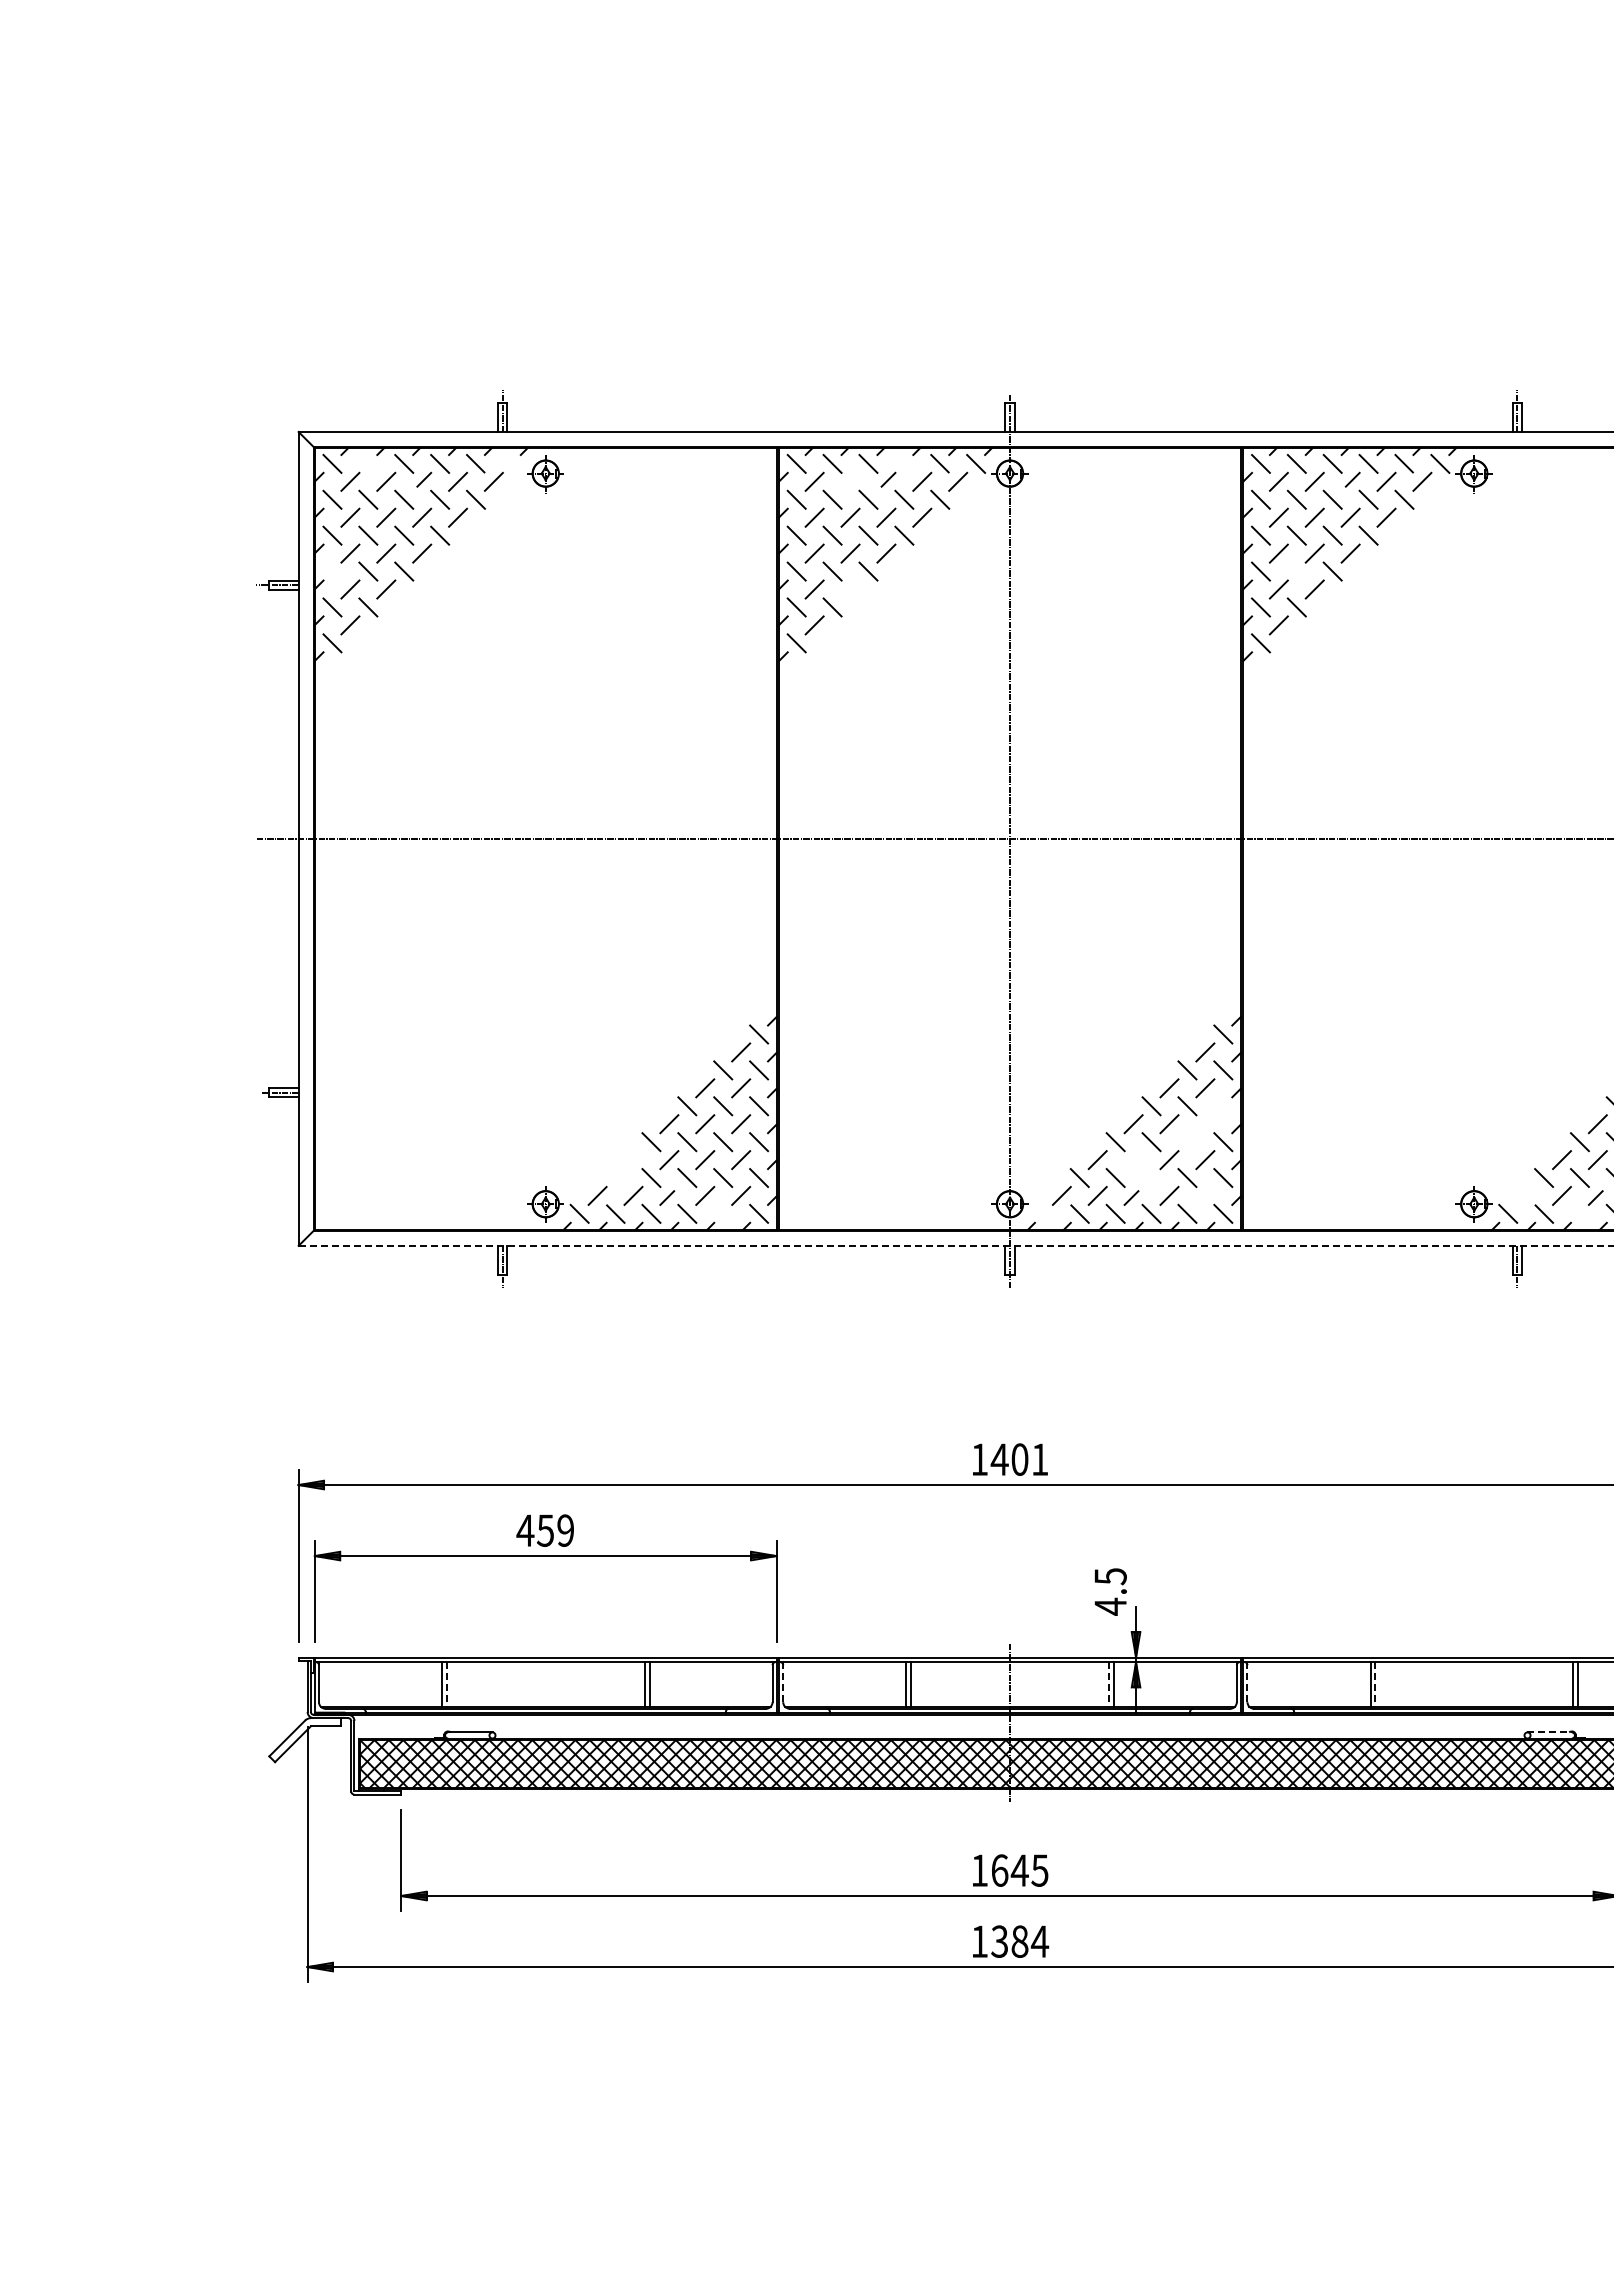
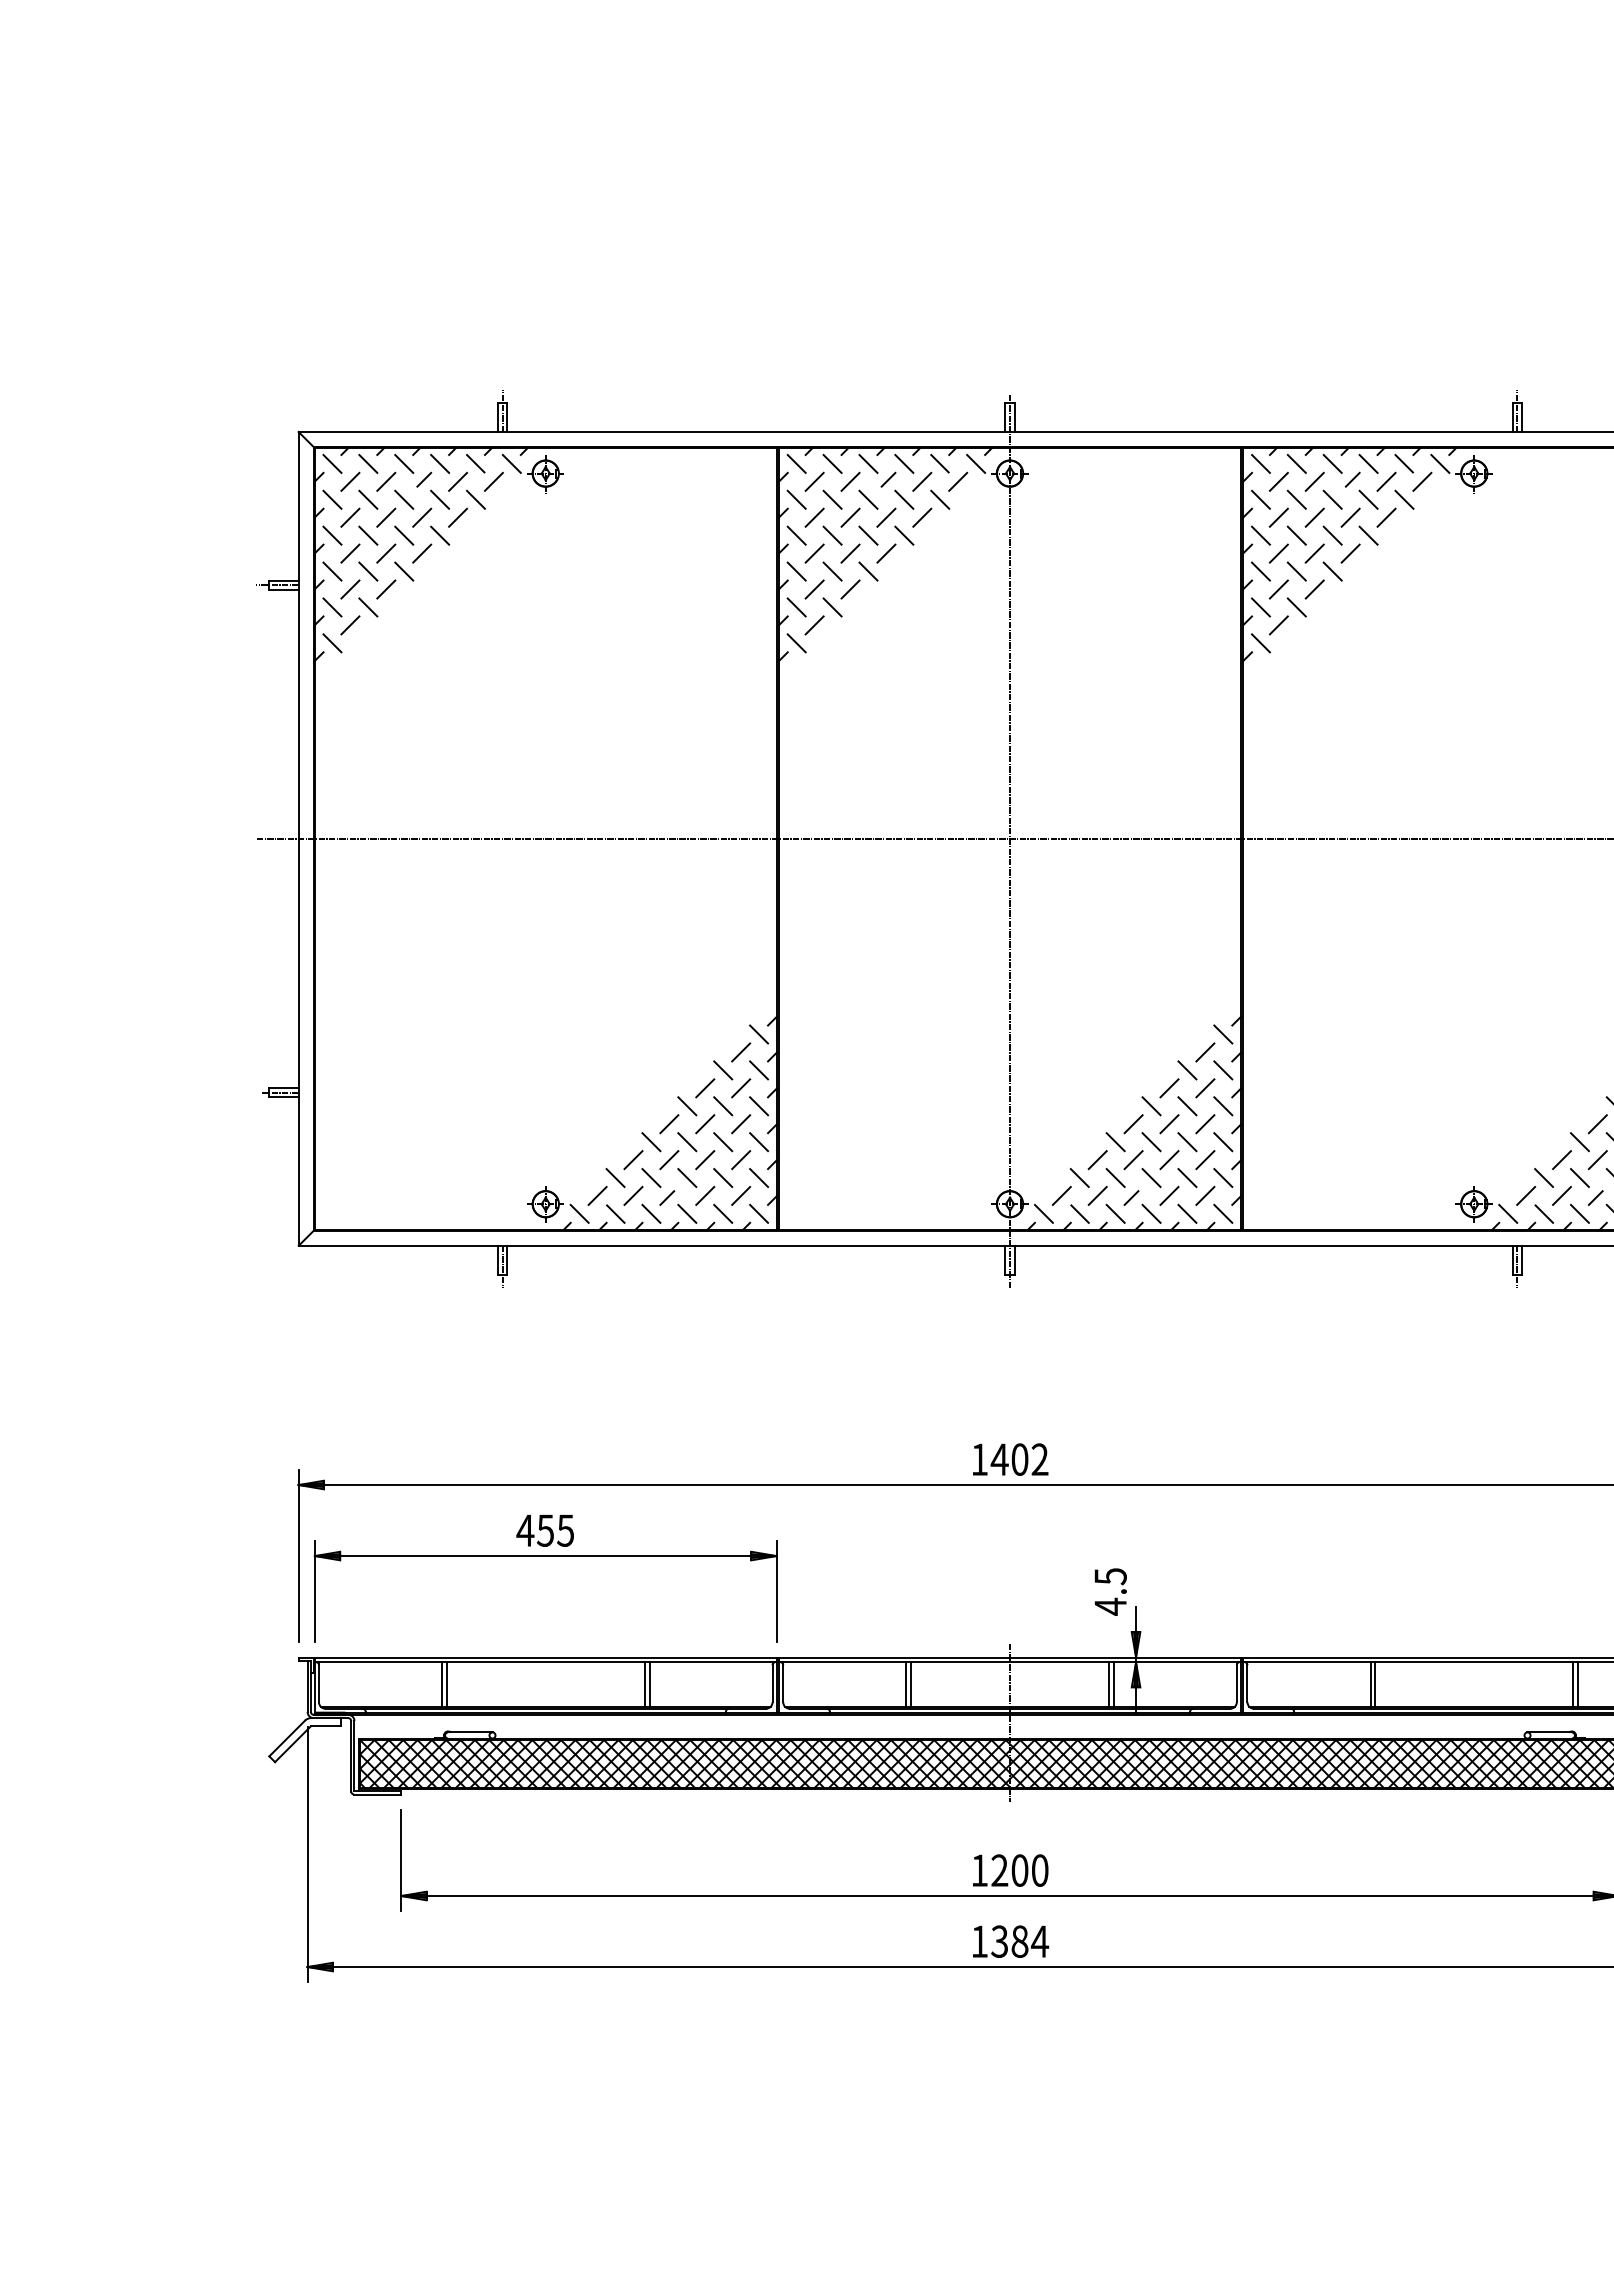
line: none -> present (368, 463)
line: none -> present (511, 463)
line: none -> present (904, 463)
line: none -> present (850, 481)
line: none -> present (332, 571)
line: none -> present (1296, 571)
line: none -> present (850, 589)
line: none -> present (1223, 1106)
line: none -> present (1205, 1124)
line: none -> present (1187, 1142)
line: none -> present (633, 1160)
line: none -> present (1133, 1160)
line: none -> present (615, 1177)
line: none -> present (1151, 1177)
line: none -> present (1205, 1195)
line: none -> present (1526, 1195)
line: none -> present (723, 1213)
line: none -> present (1043, 1213)
line: none -> present (1579, 1213)
line: dashed -> solid (956, 1245)
text: 1401 -> 1402 (1039, 1459)
text: 459 -> 455 (565, 1530)
line: dashed -> solid (783, 1681)
line: dashed -> solid (1247, 1681)
line: dashed -> solid (446, 1684)
line: dashed -> solid (1109, 1684)
line: dashed -> solid (1375, 1684)
line: dashed -> solid (1550, 1732)
text: 1645 -> 1200 (1019, 1870)
